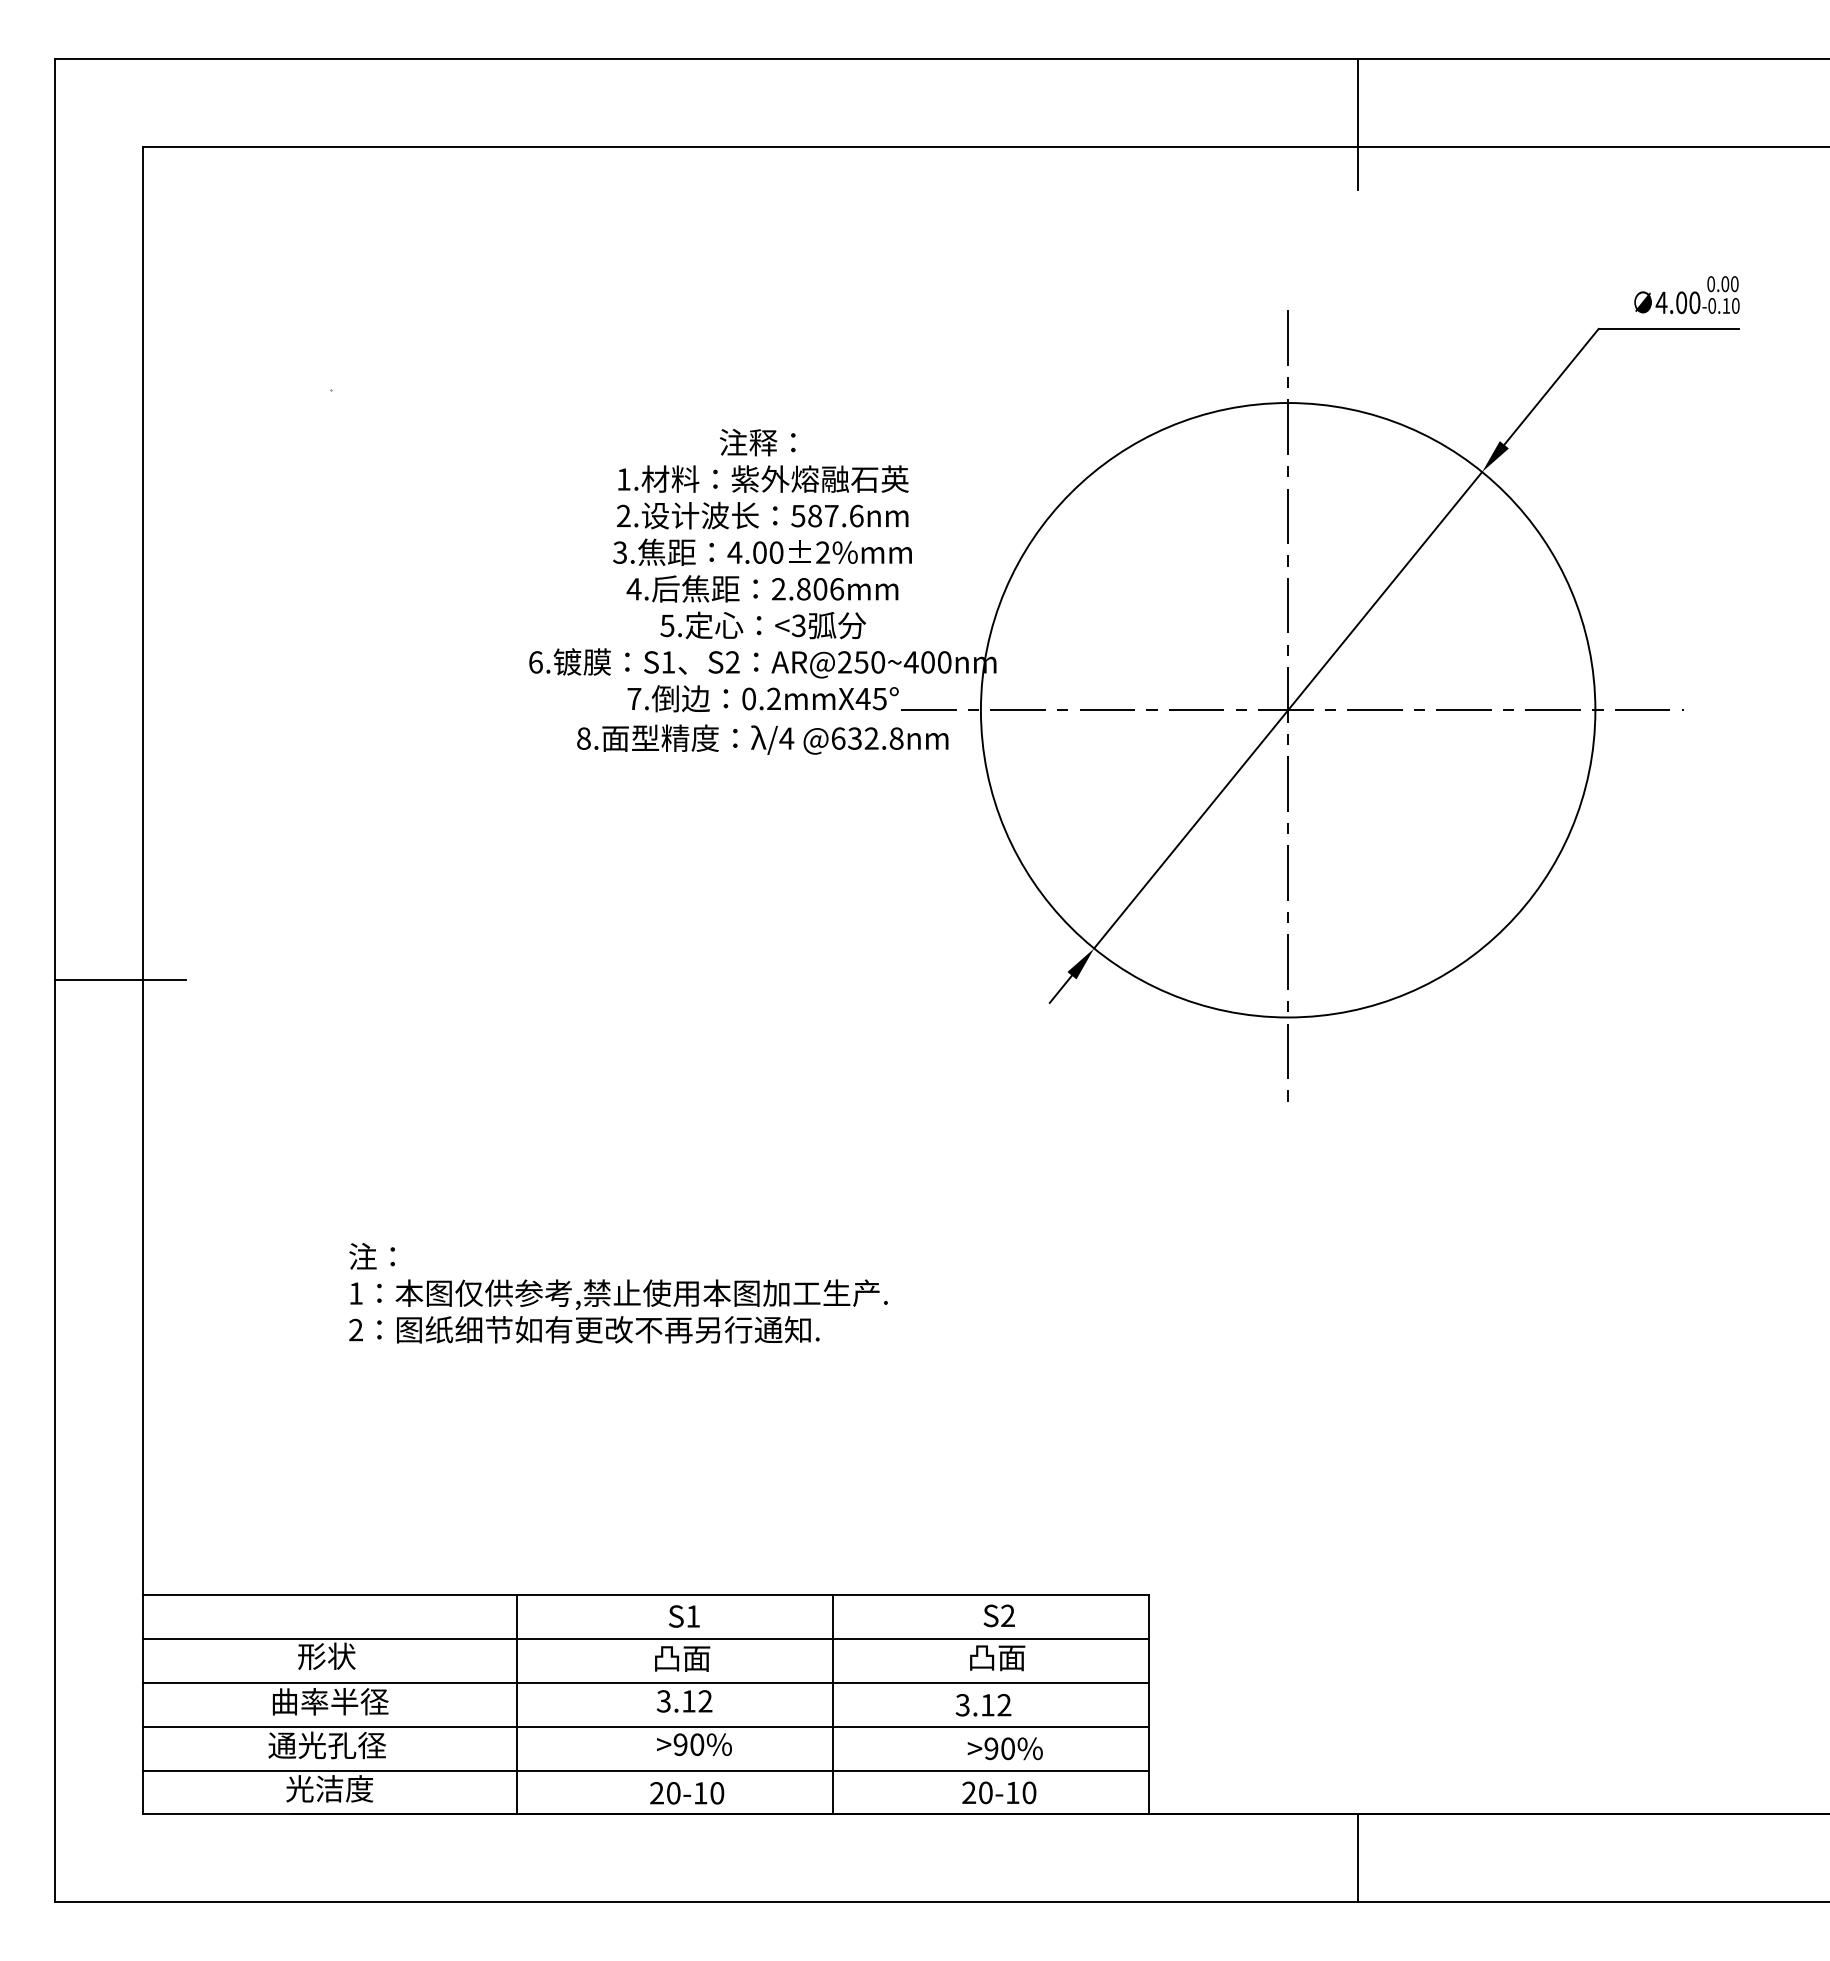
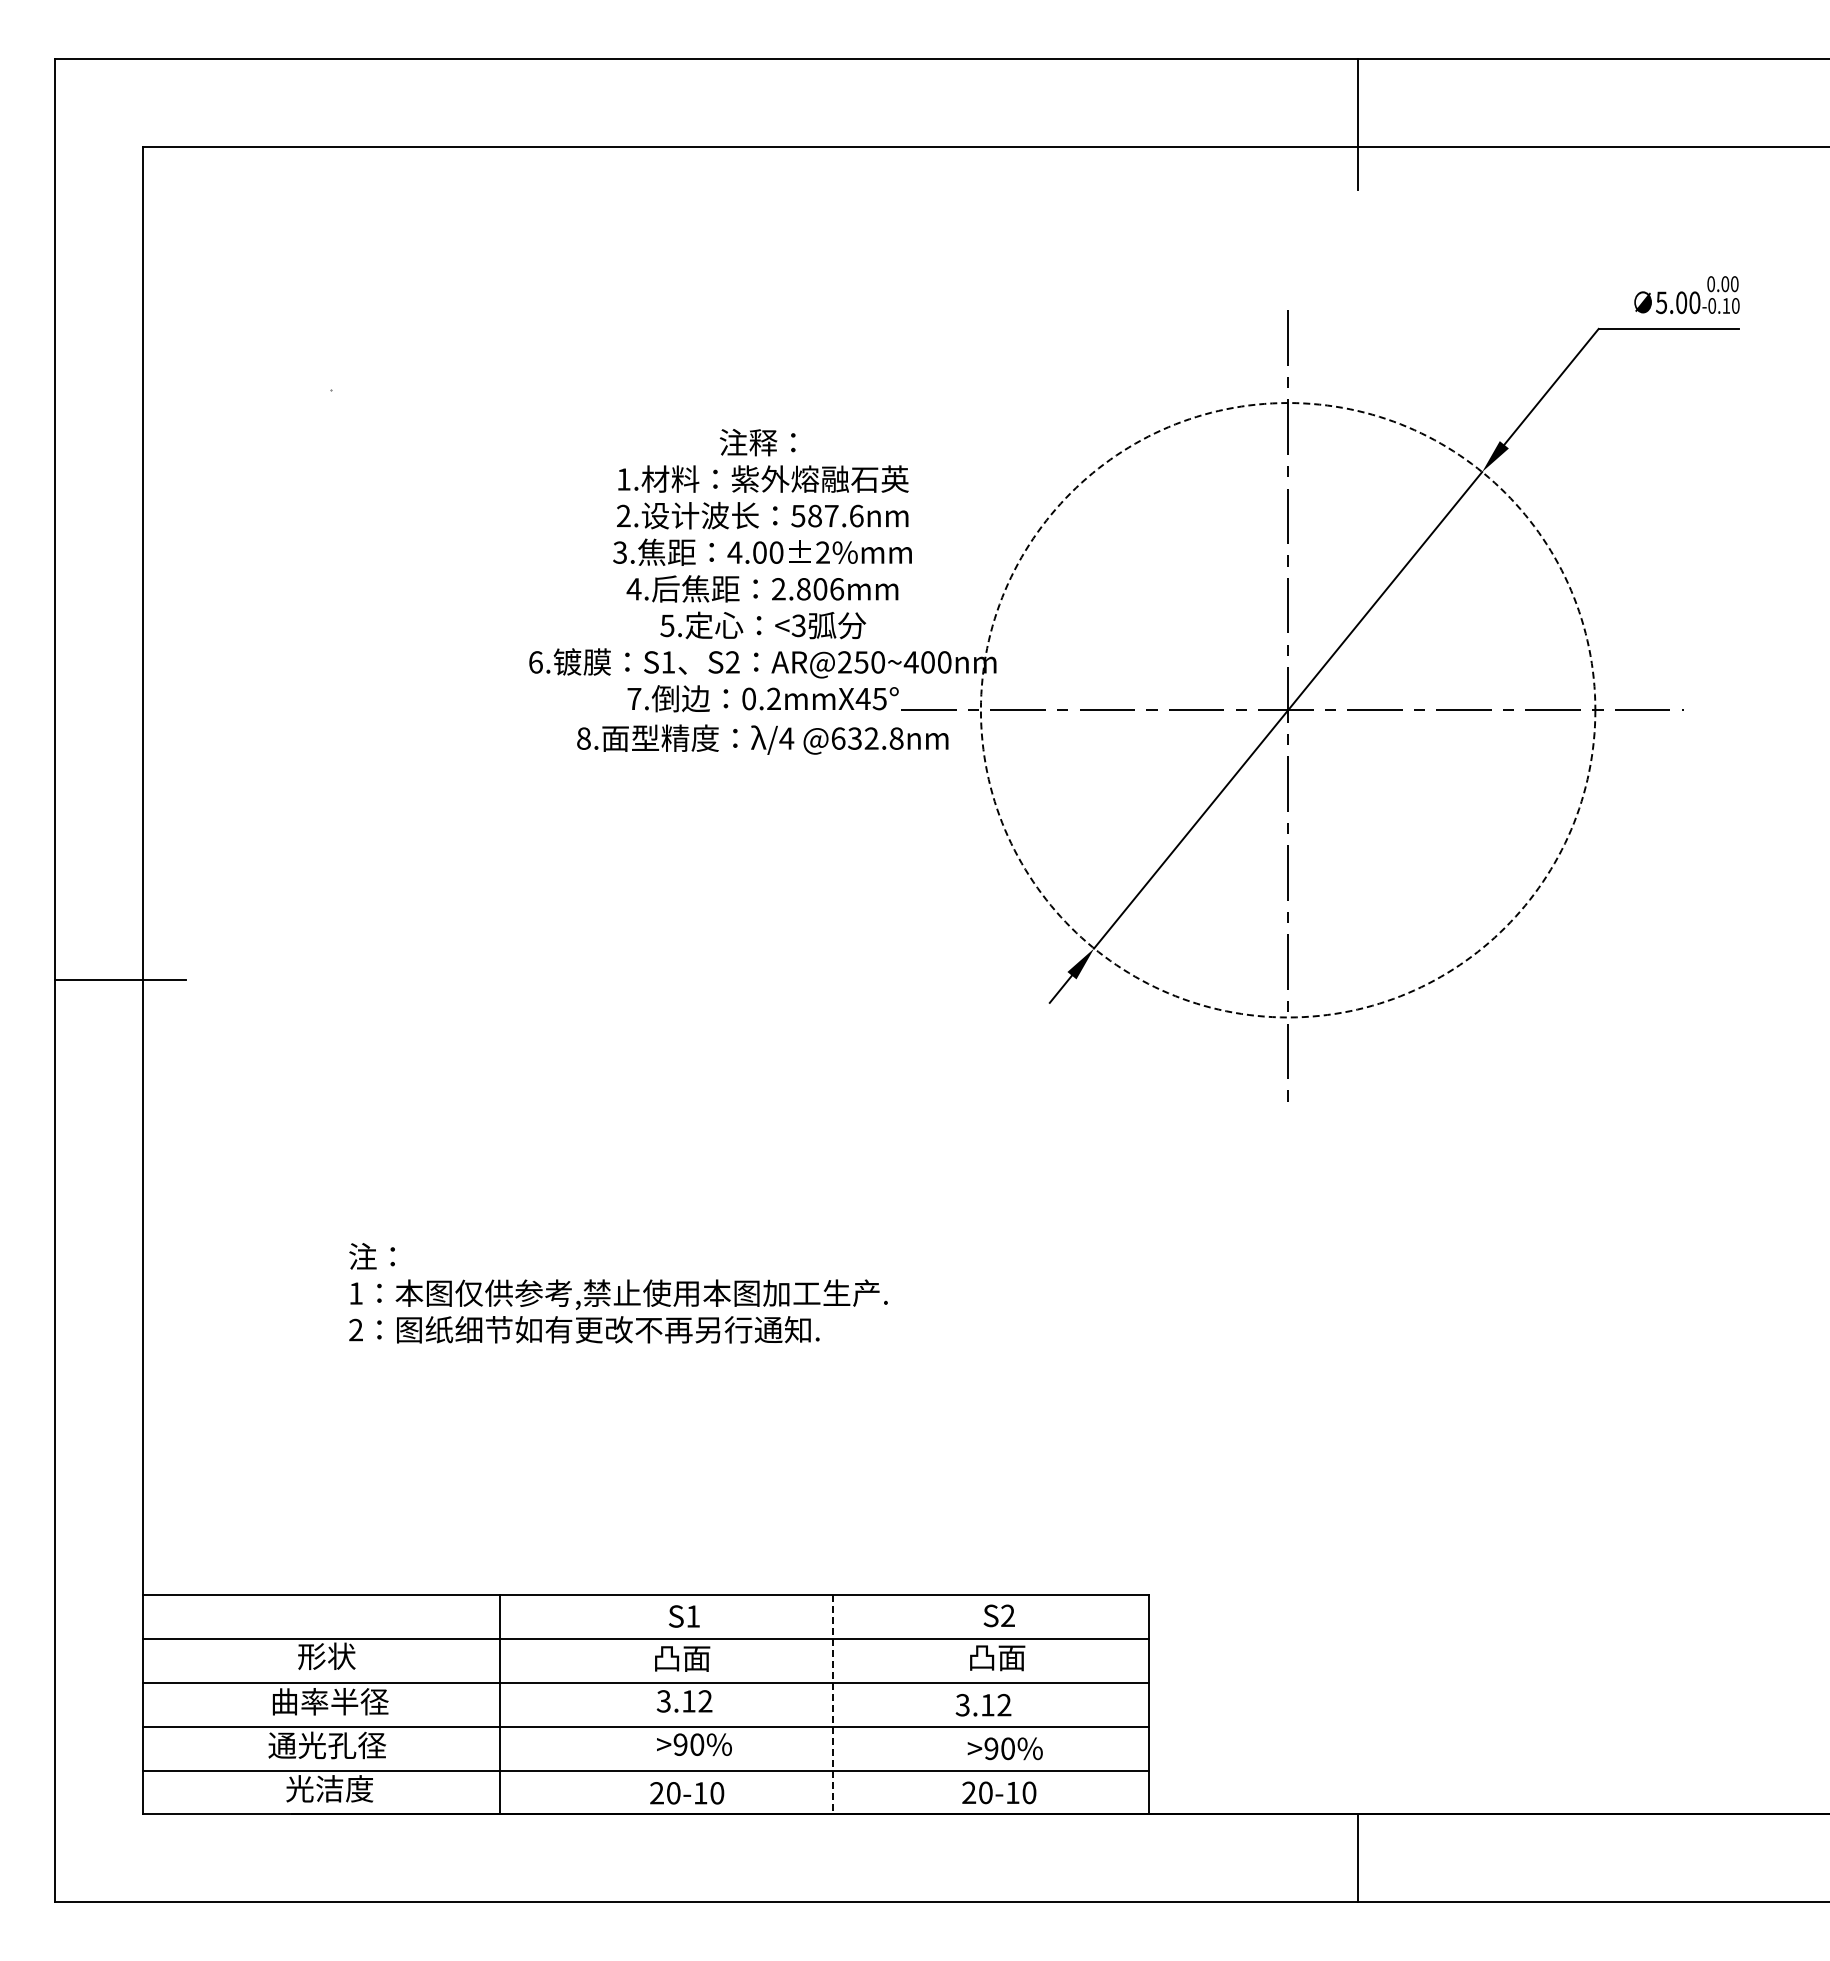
text: 4.00 -> 5.00 (1661, 302)
circle: solid -> dashed (1287, 710)
line position: (516, 1704) -> (499, 1704) (499, 1704)
line: solid -> dashed (832, 1704)
